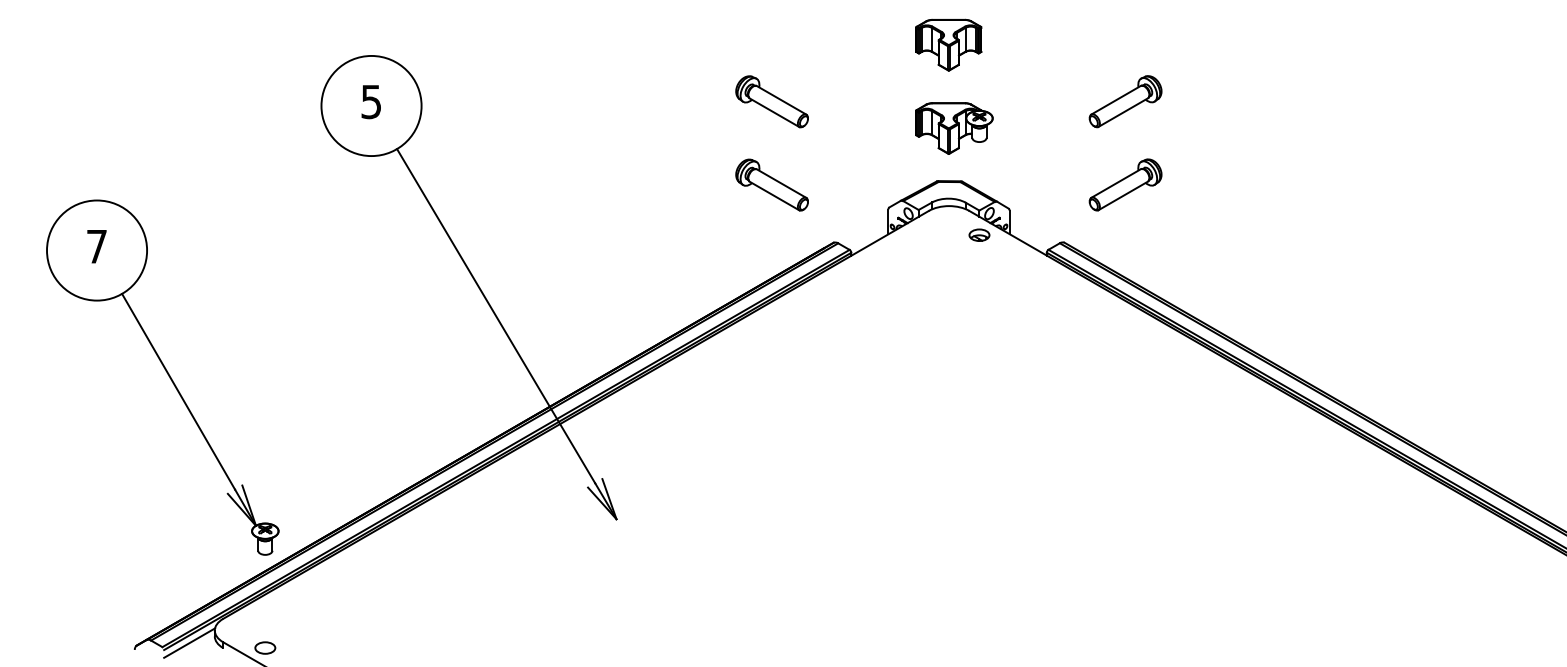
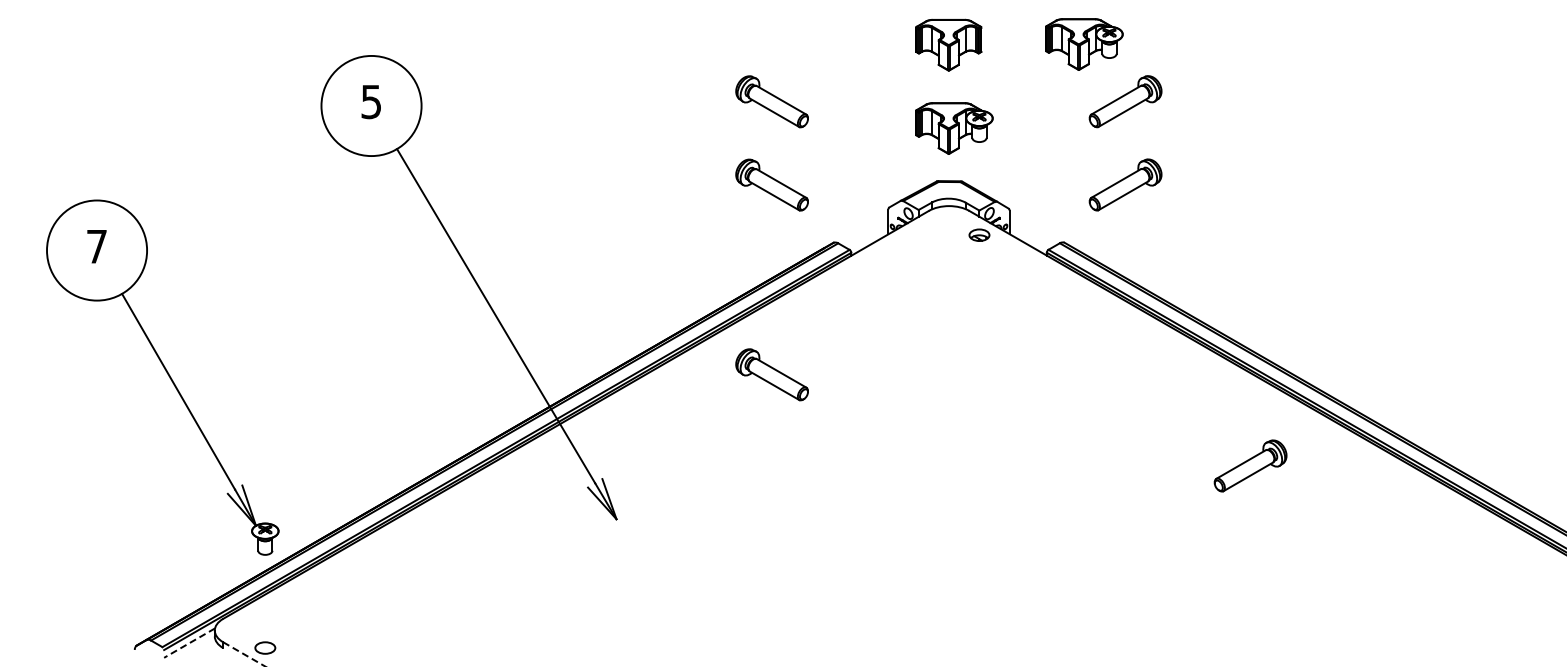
part: none -> present (1084, 44)
part: none -> present (771, 374)
part: none -> present (1250, 465)
line: solid -> dashed (189, 643)
line: solid -> dashed (244, 654)
